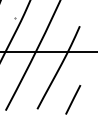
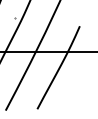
line: present -> none (73, 99)
